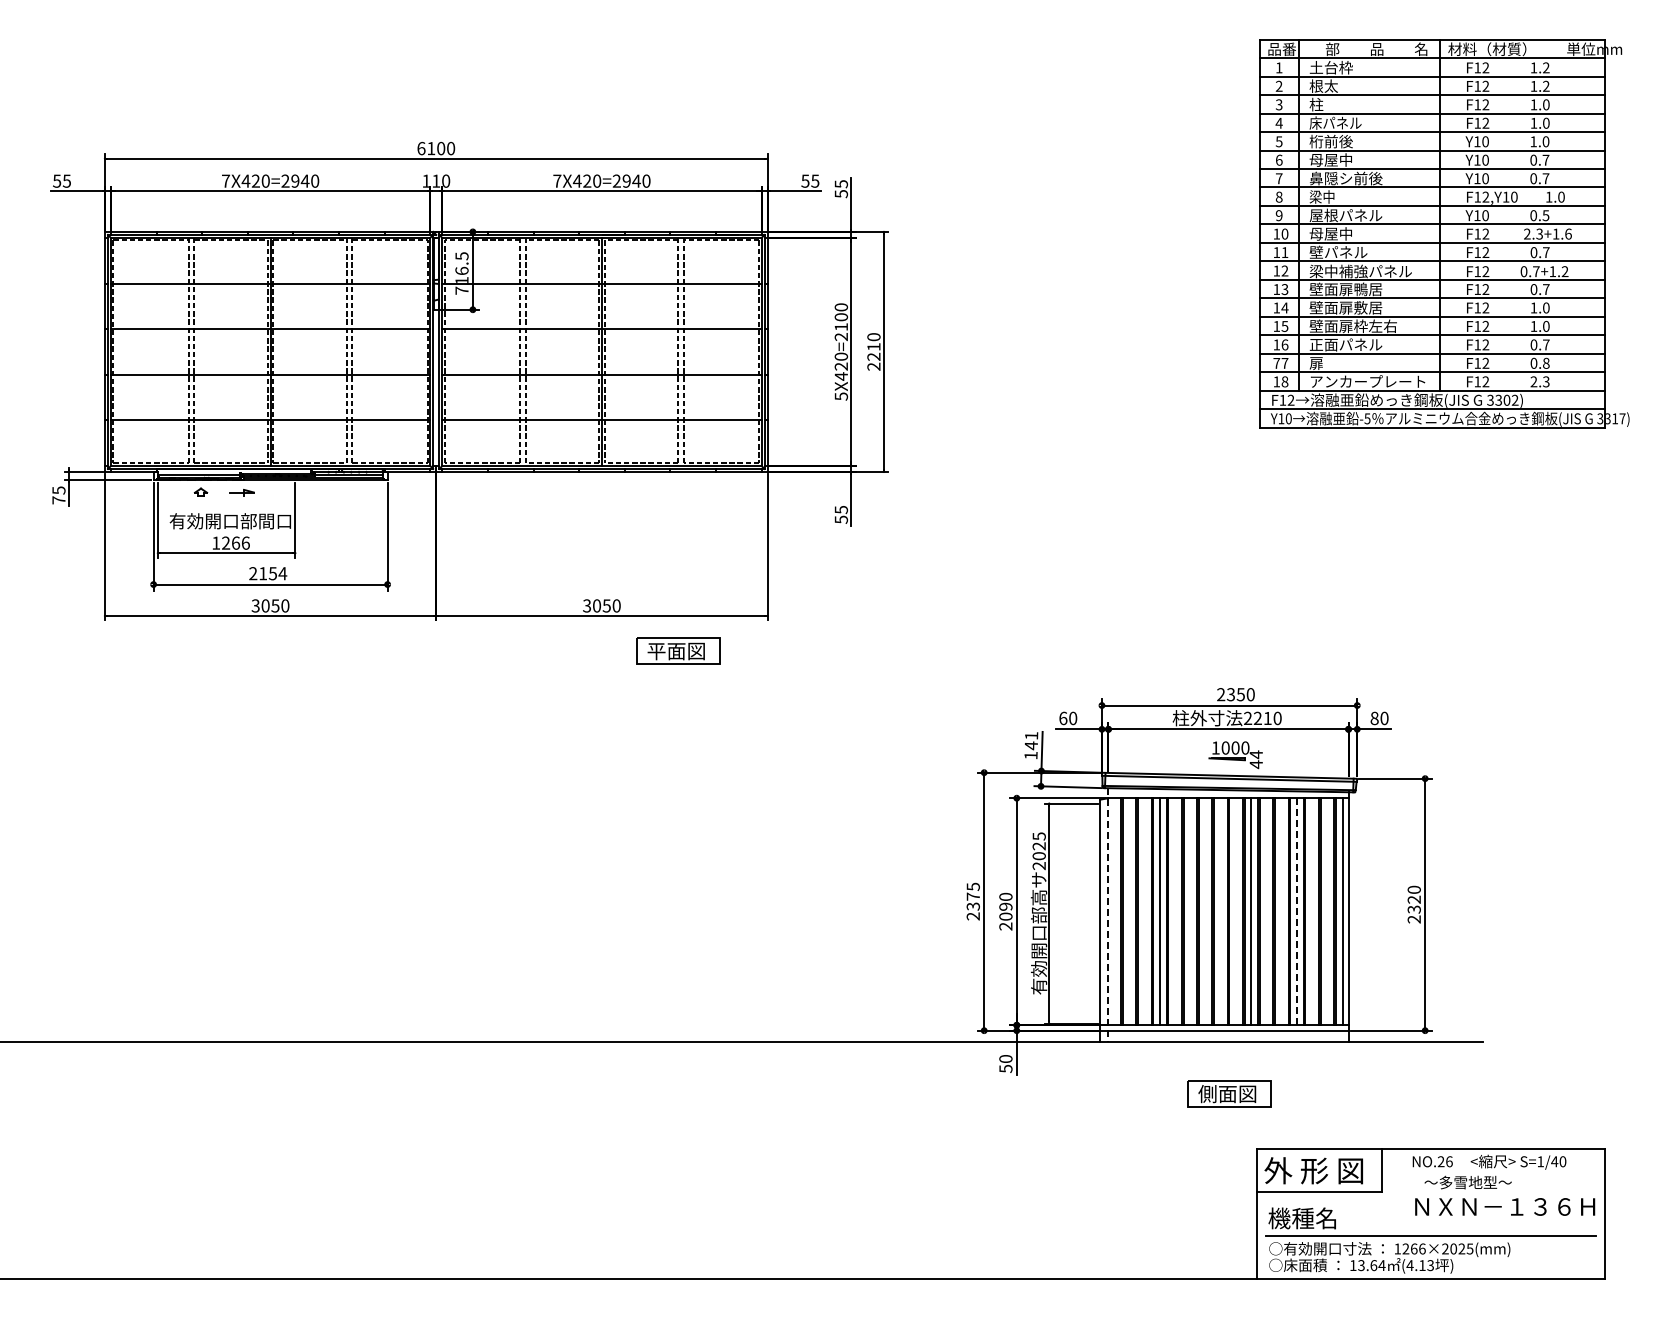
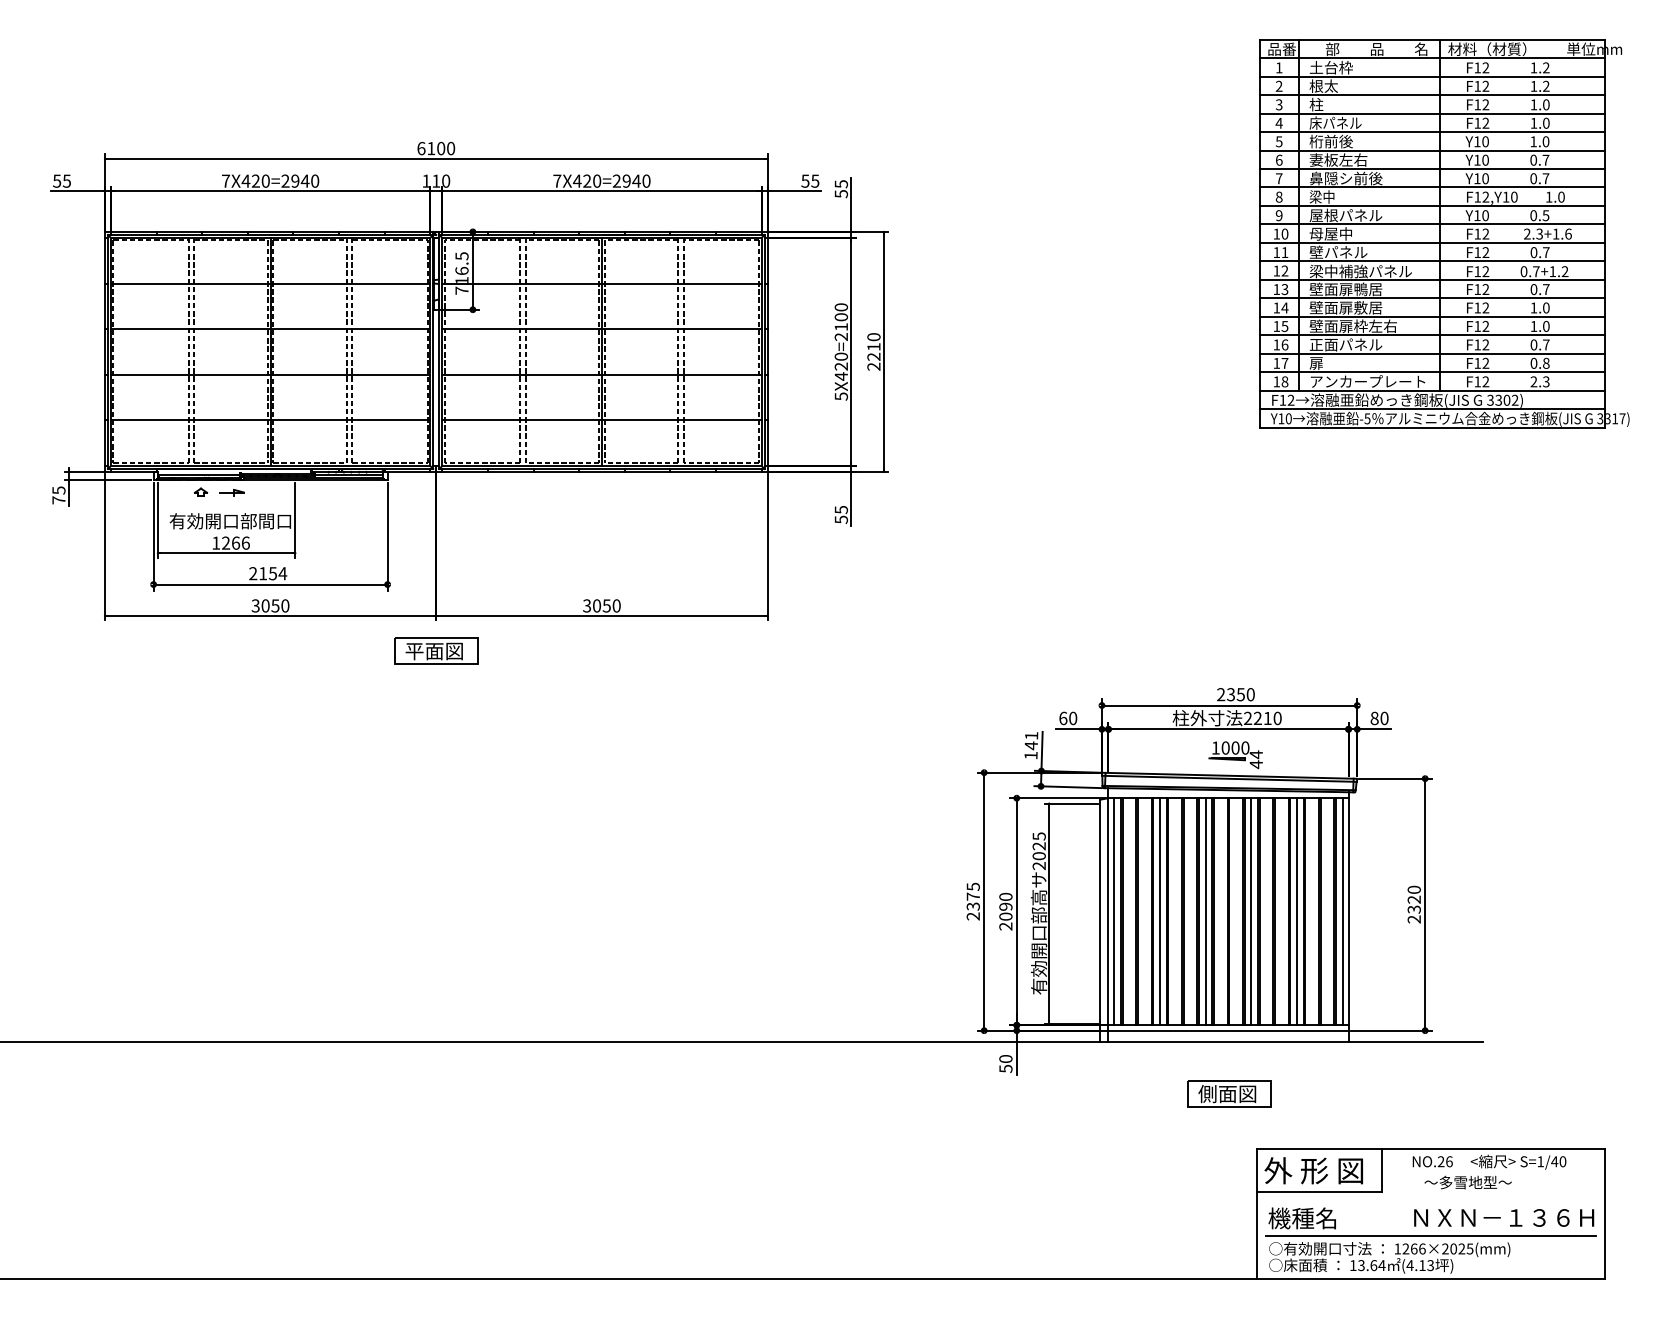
text: 母屋中 -> 妻板左右 (1338, 159)
text: 77 -> 17 (1276, 363)
part position: (241, 492) -> (231, 492) (231, 492)
part position: (678, 650) -> (436, 650) (436, 650)
line: none -> present (1114, 911)
line: none -> present (1205, 911)
line: dashed -> solid (1296, 911)
line: dashed -> solid (1108, 914)
text position: (1505, 1206) -> (1504, 1217) (1504, 1217)
